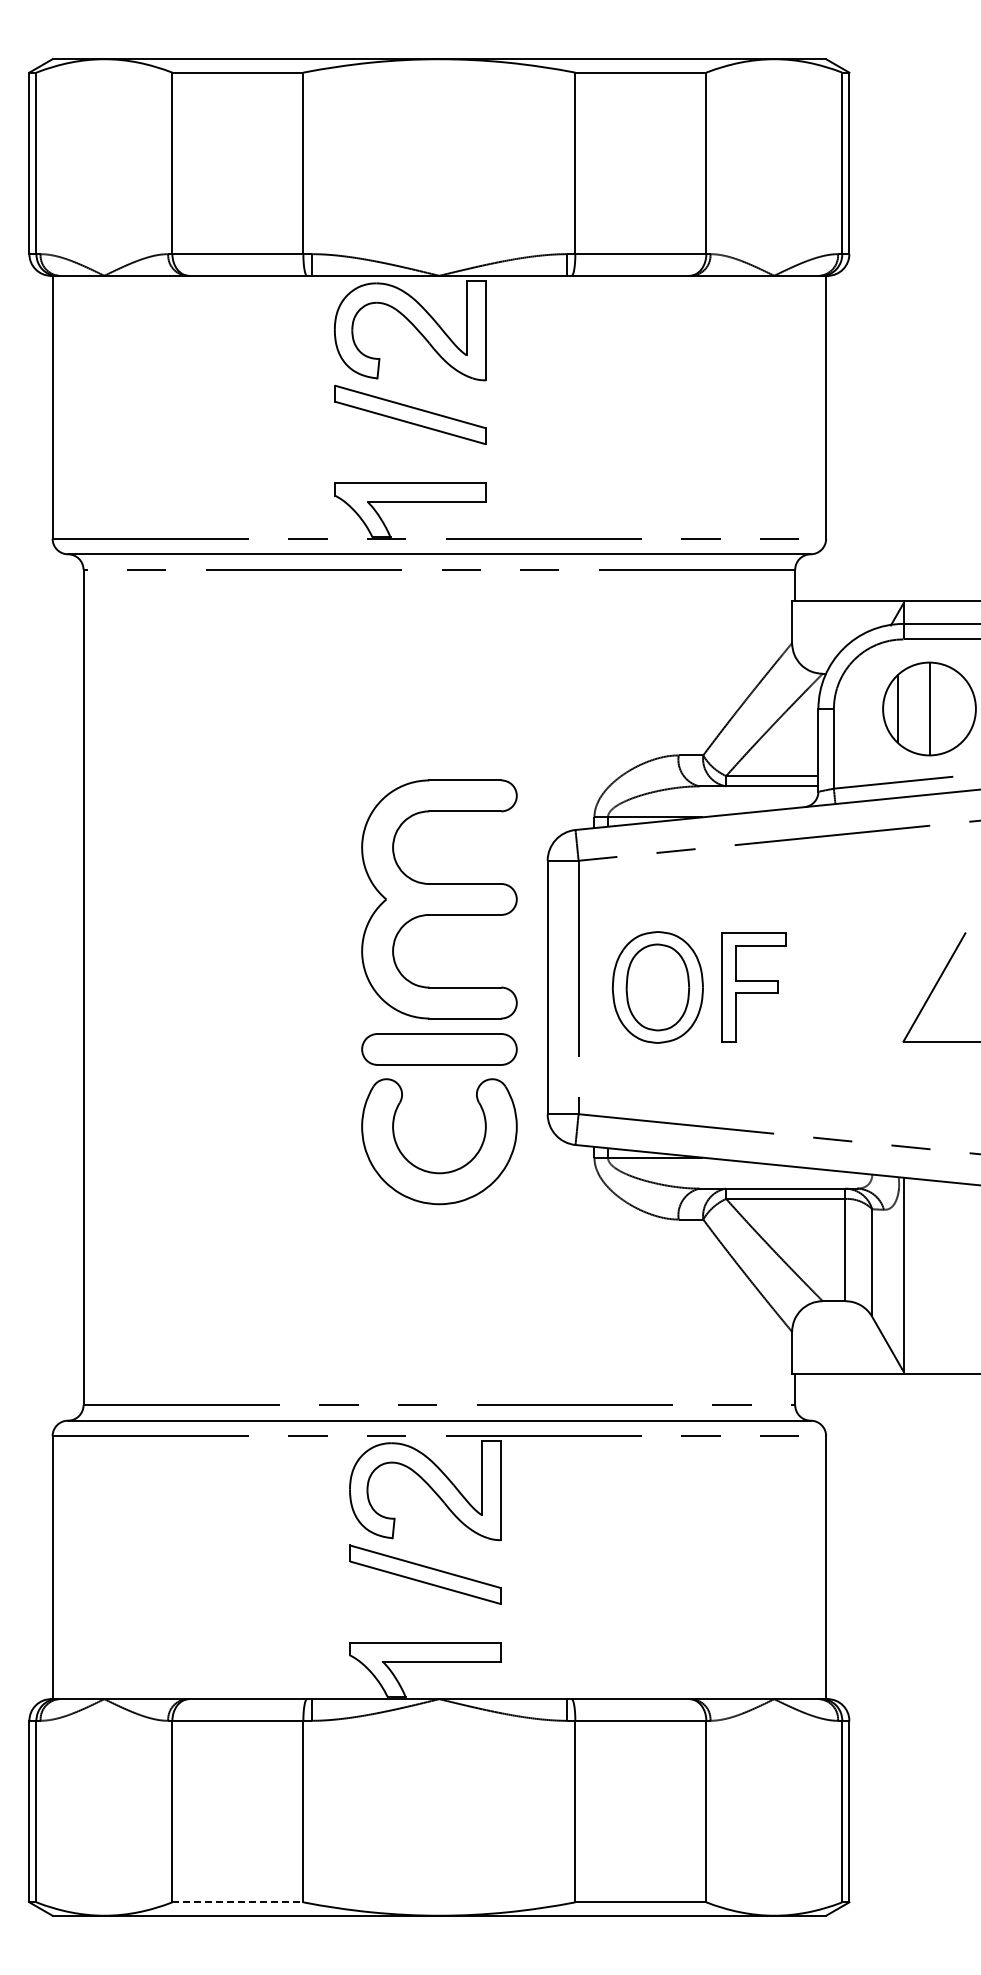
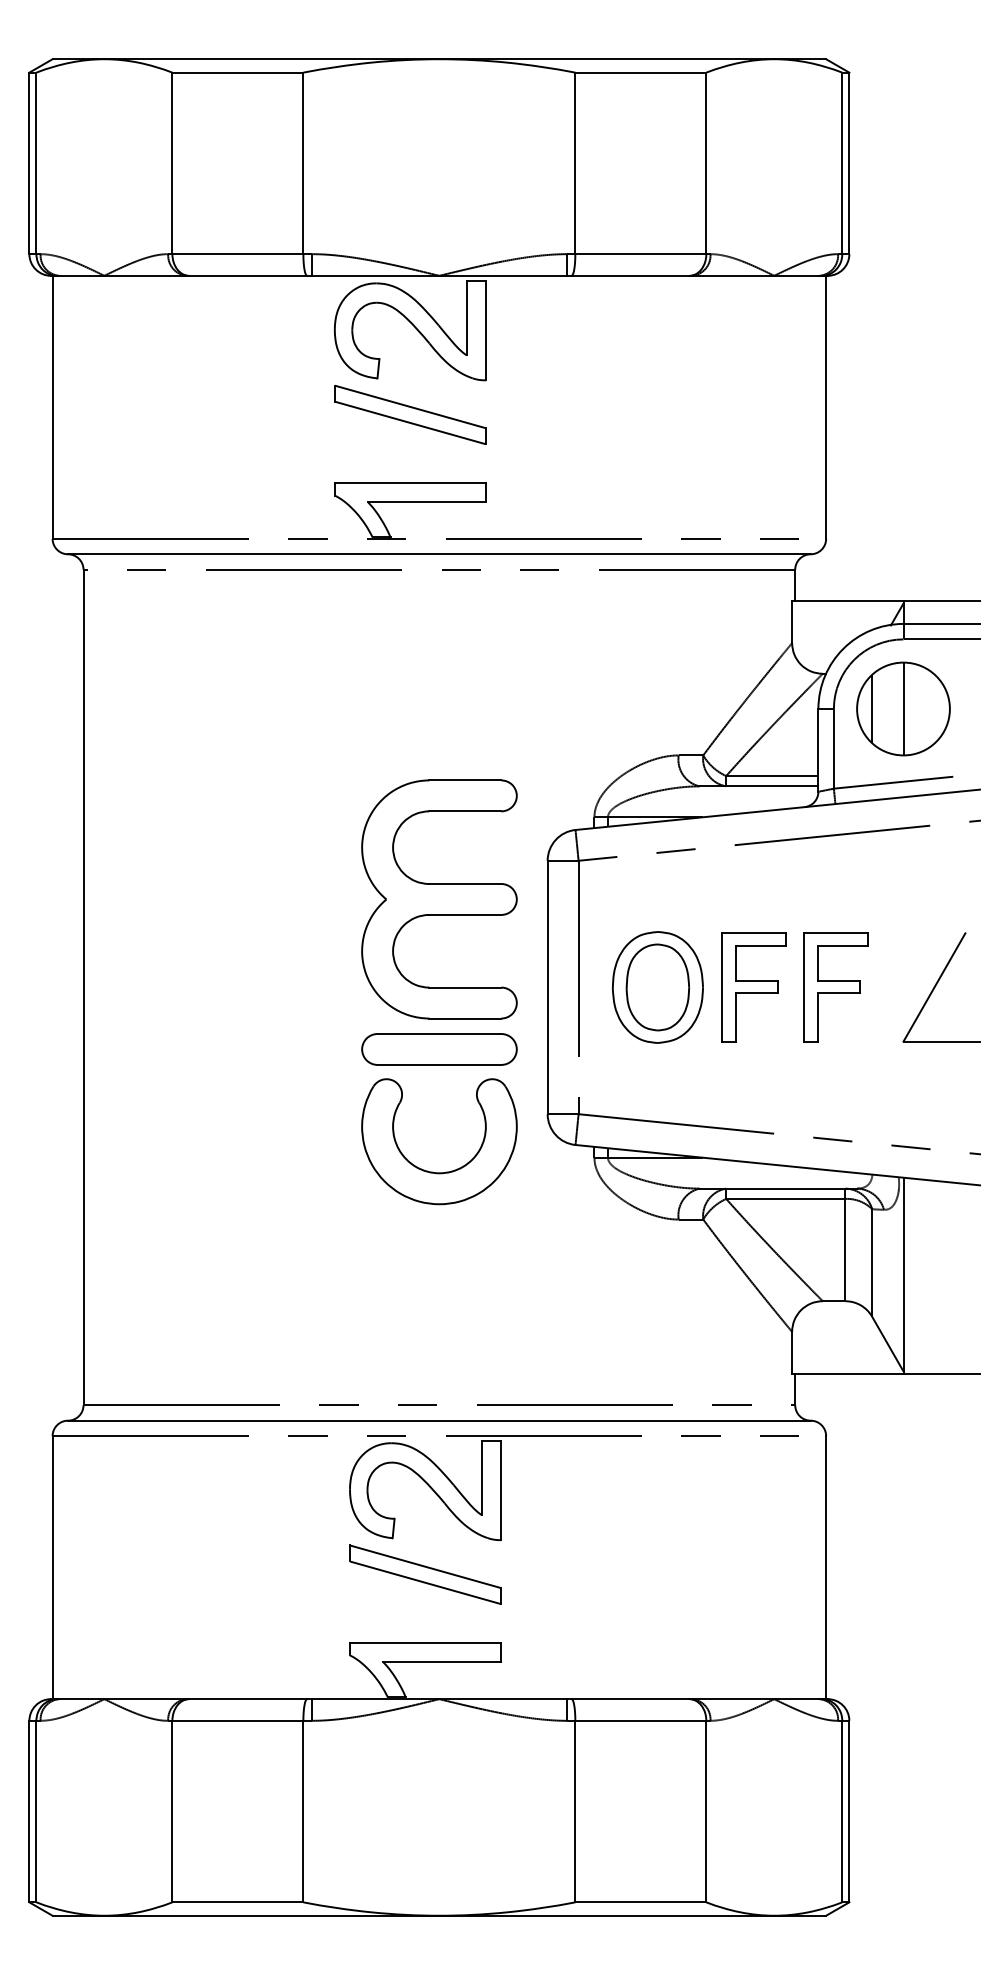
part position: (929, 708) -> (903, 708) (903, 708)
part: none -> present (835, 987)
line: dashed -> solid (238, 1902)
